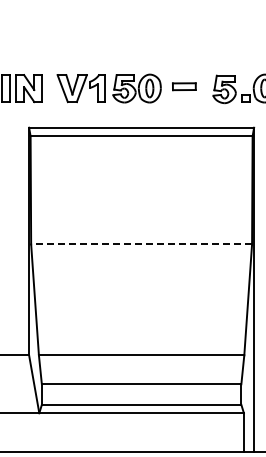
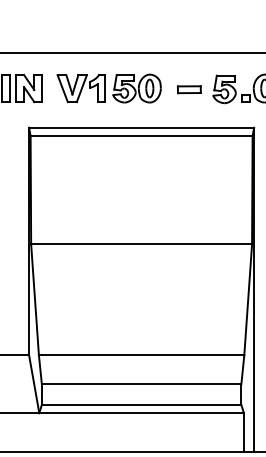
line: none -> present (132, 52)
part position: (184, 86) -> (189, 89) (189, 89)
line: dashed -> solid (141, 244)
